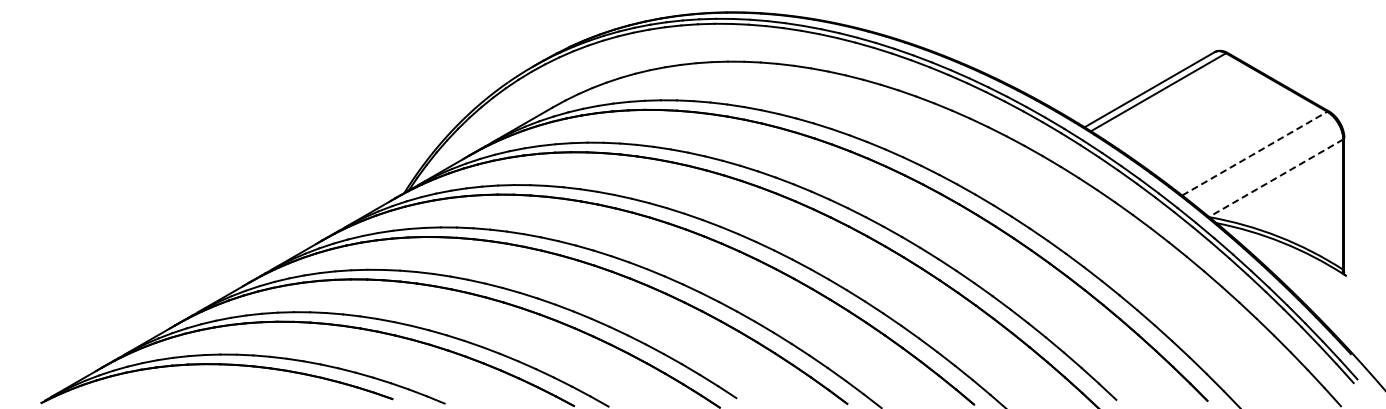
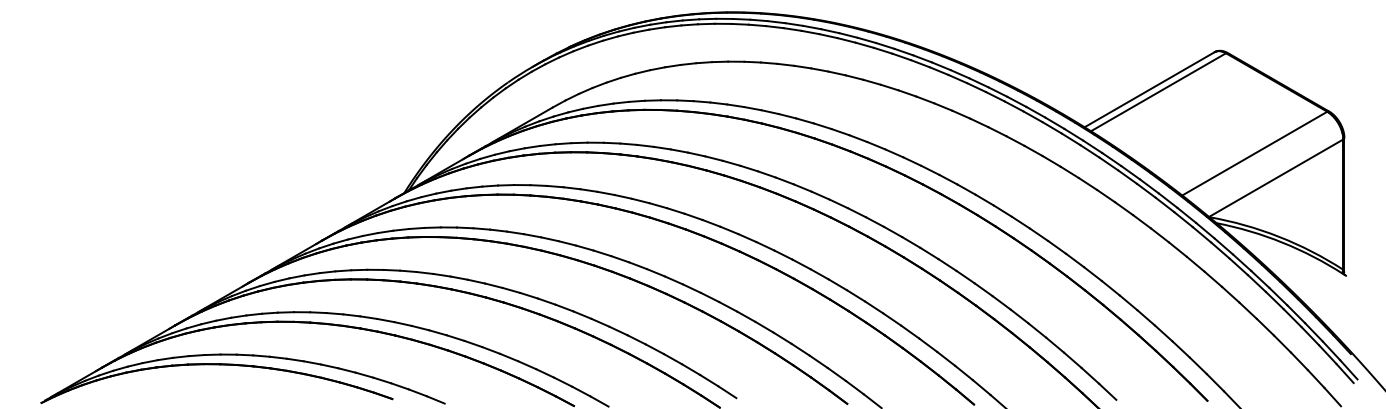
line: dashed -> solid (1254, 153)
line: dashed -> solid (1276, 178)
